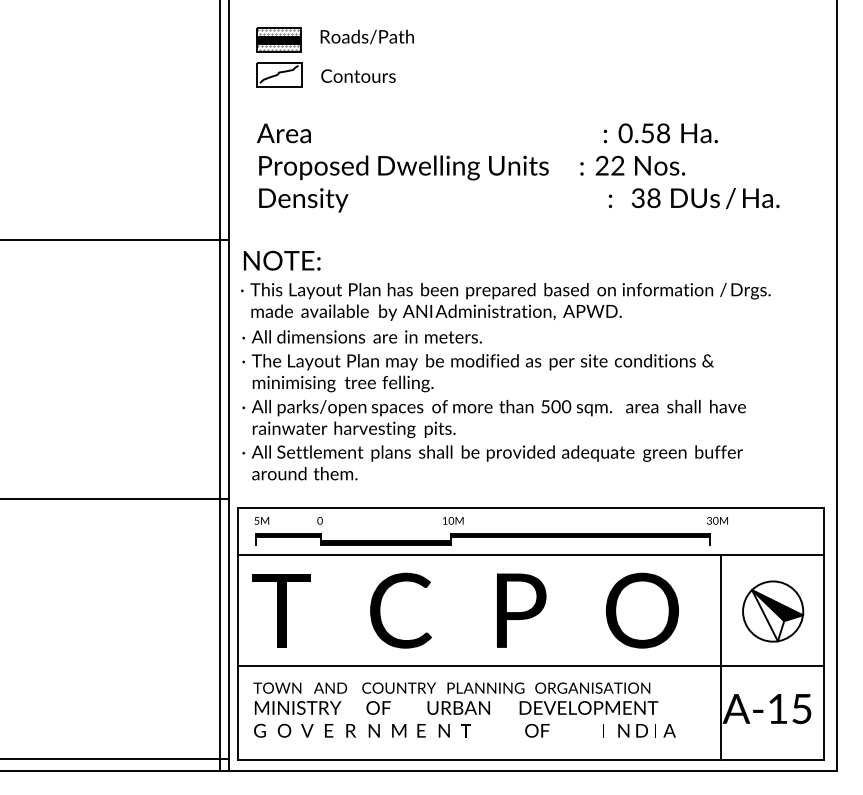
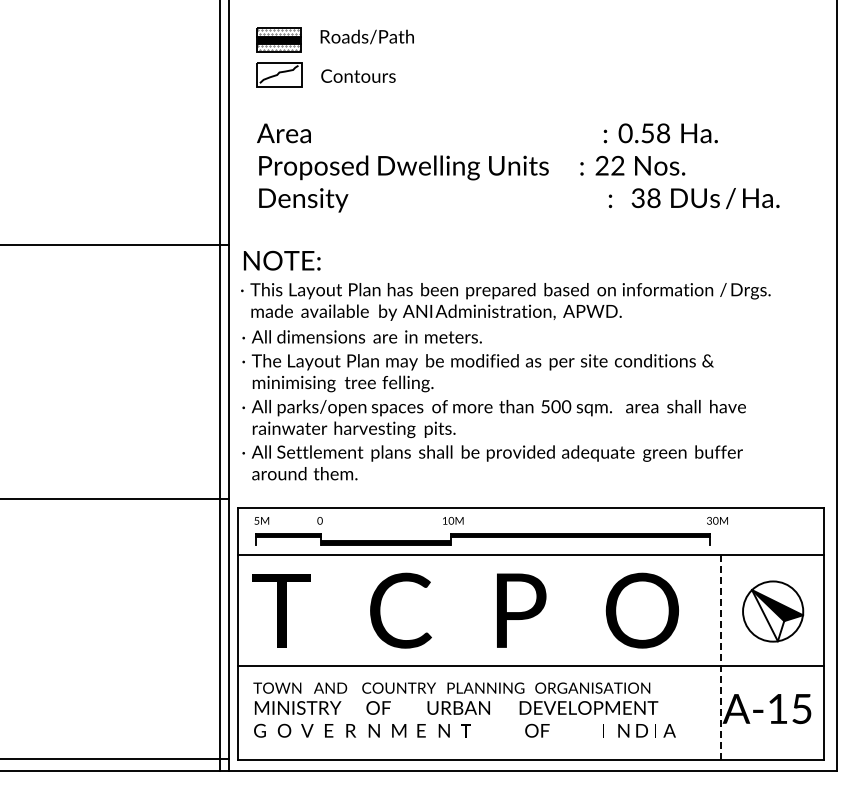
line position: (115, 239) -> (115, 244) (115, 244)
line: solid -> dashed (720, 657)
